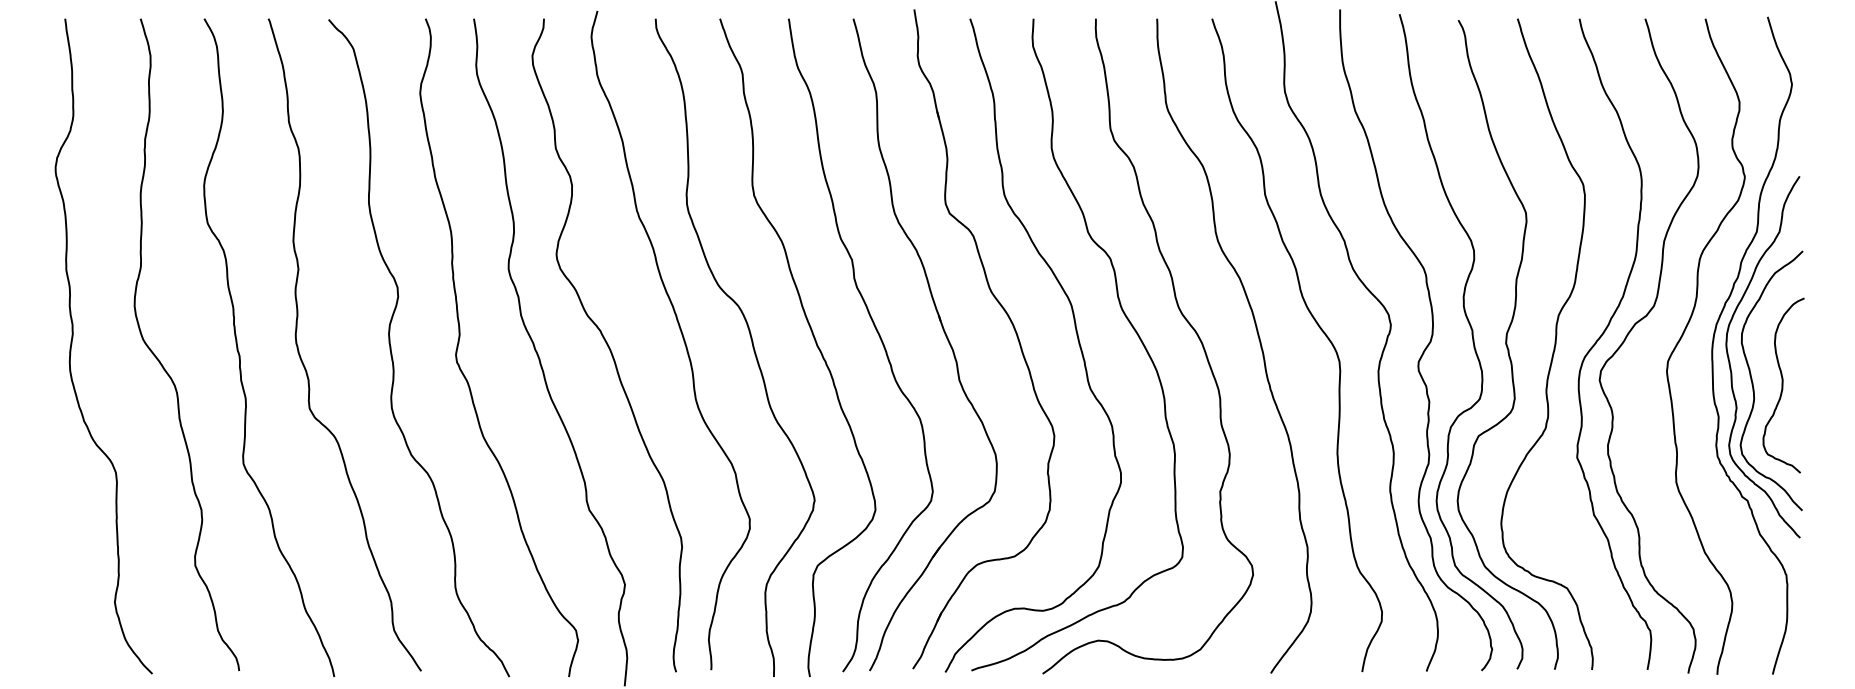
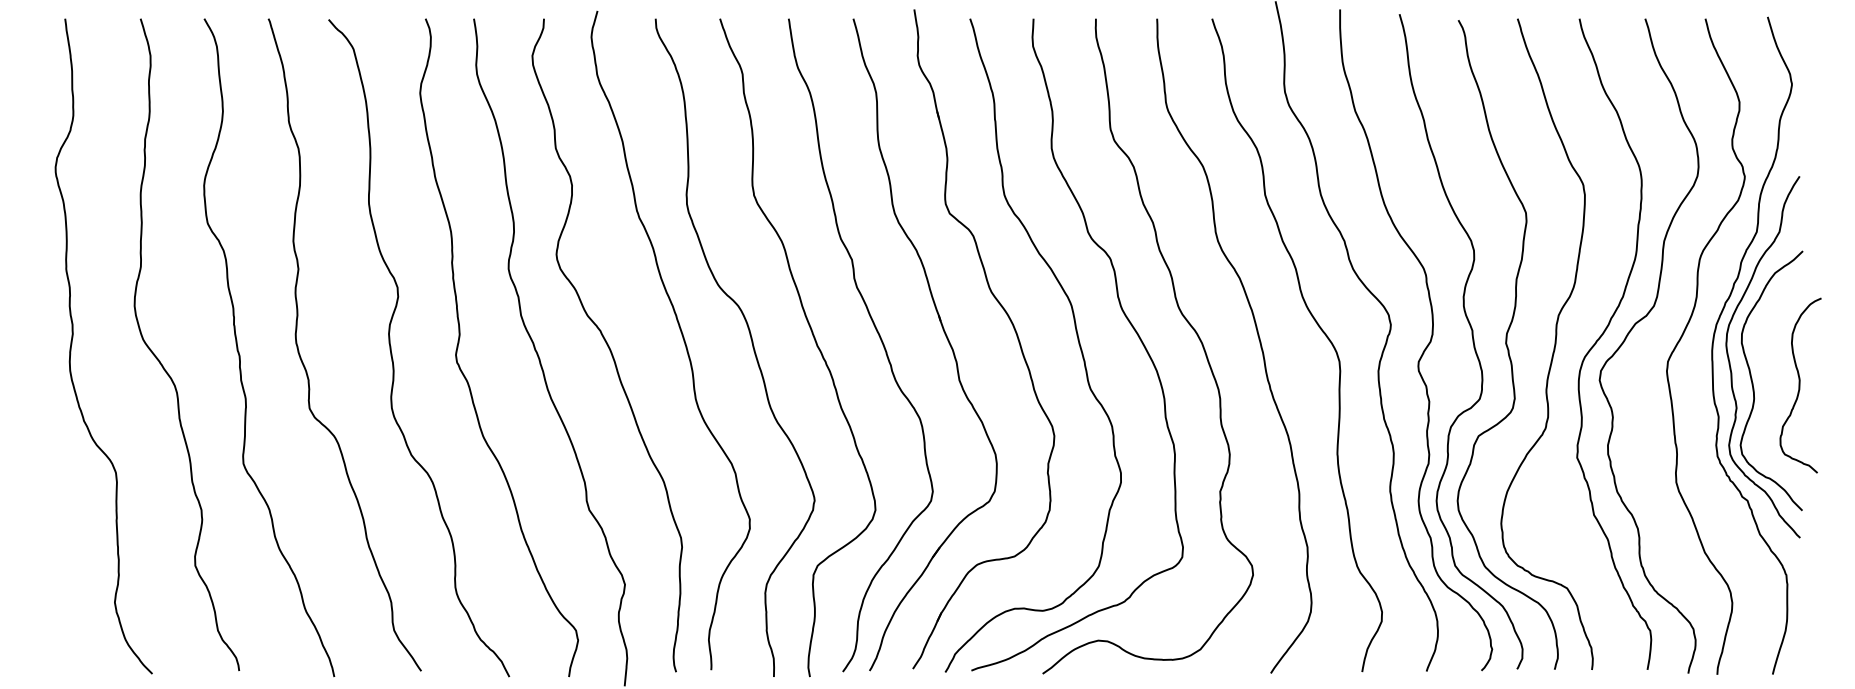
curve position: (1783, 385) -> (1800, 385) (1800, 385)
